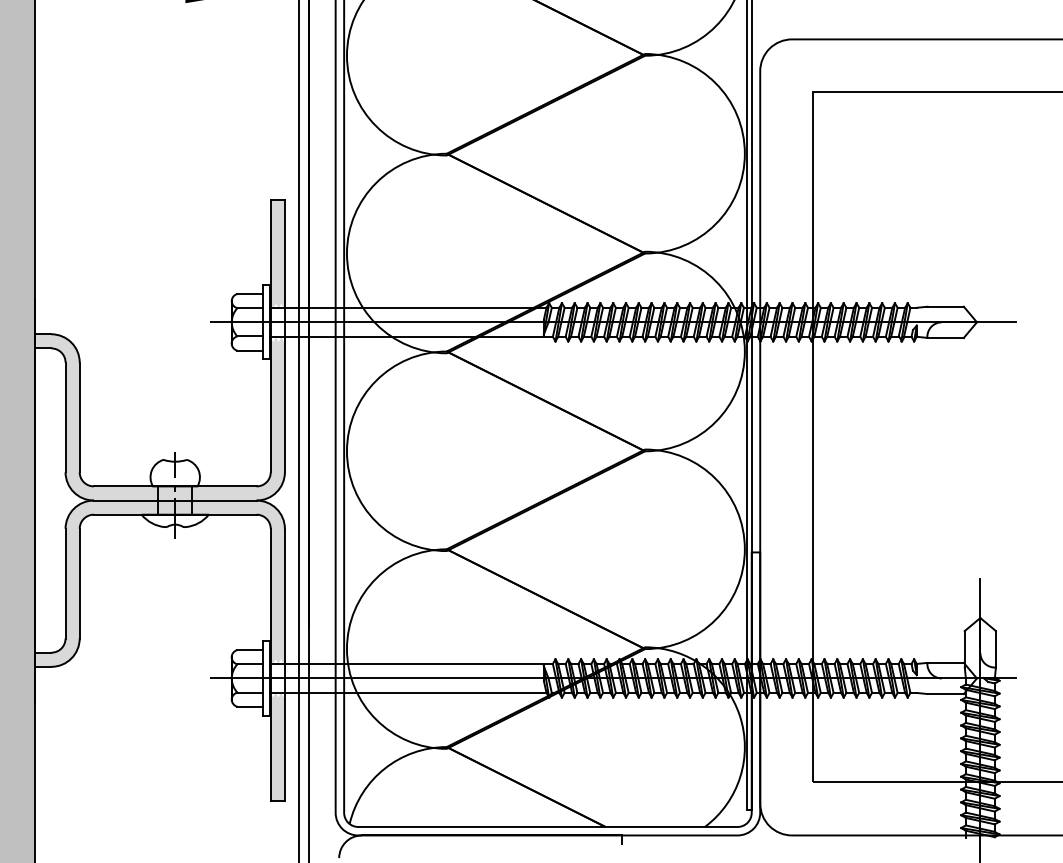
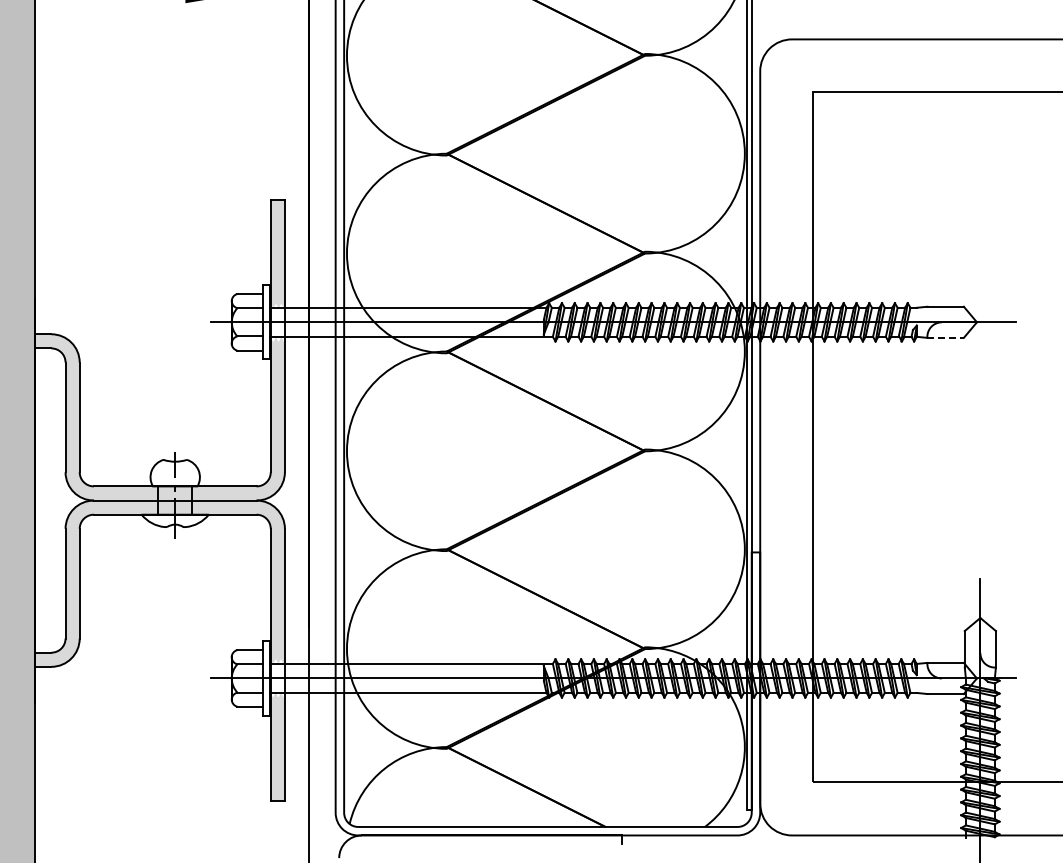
line: solid -> dashed (946, 337)
line: present -> none (298, 430)
